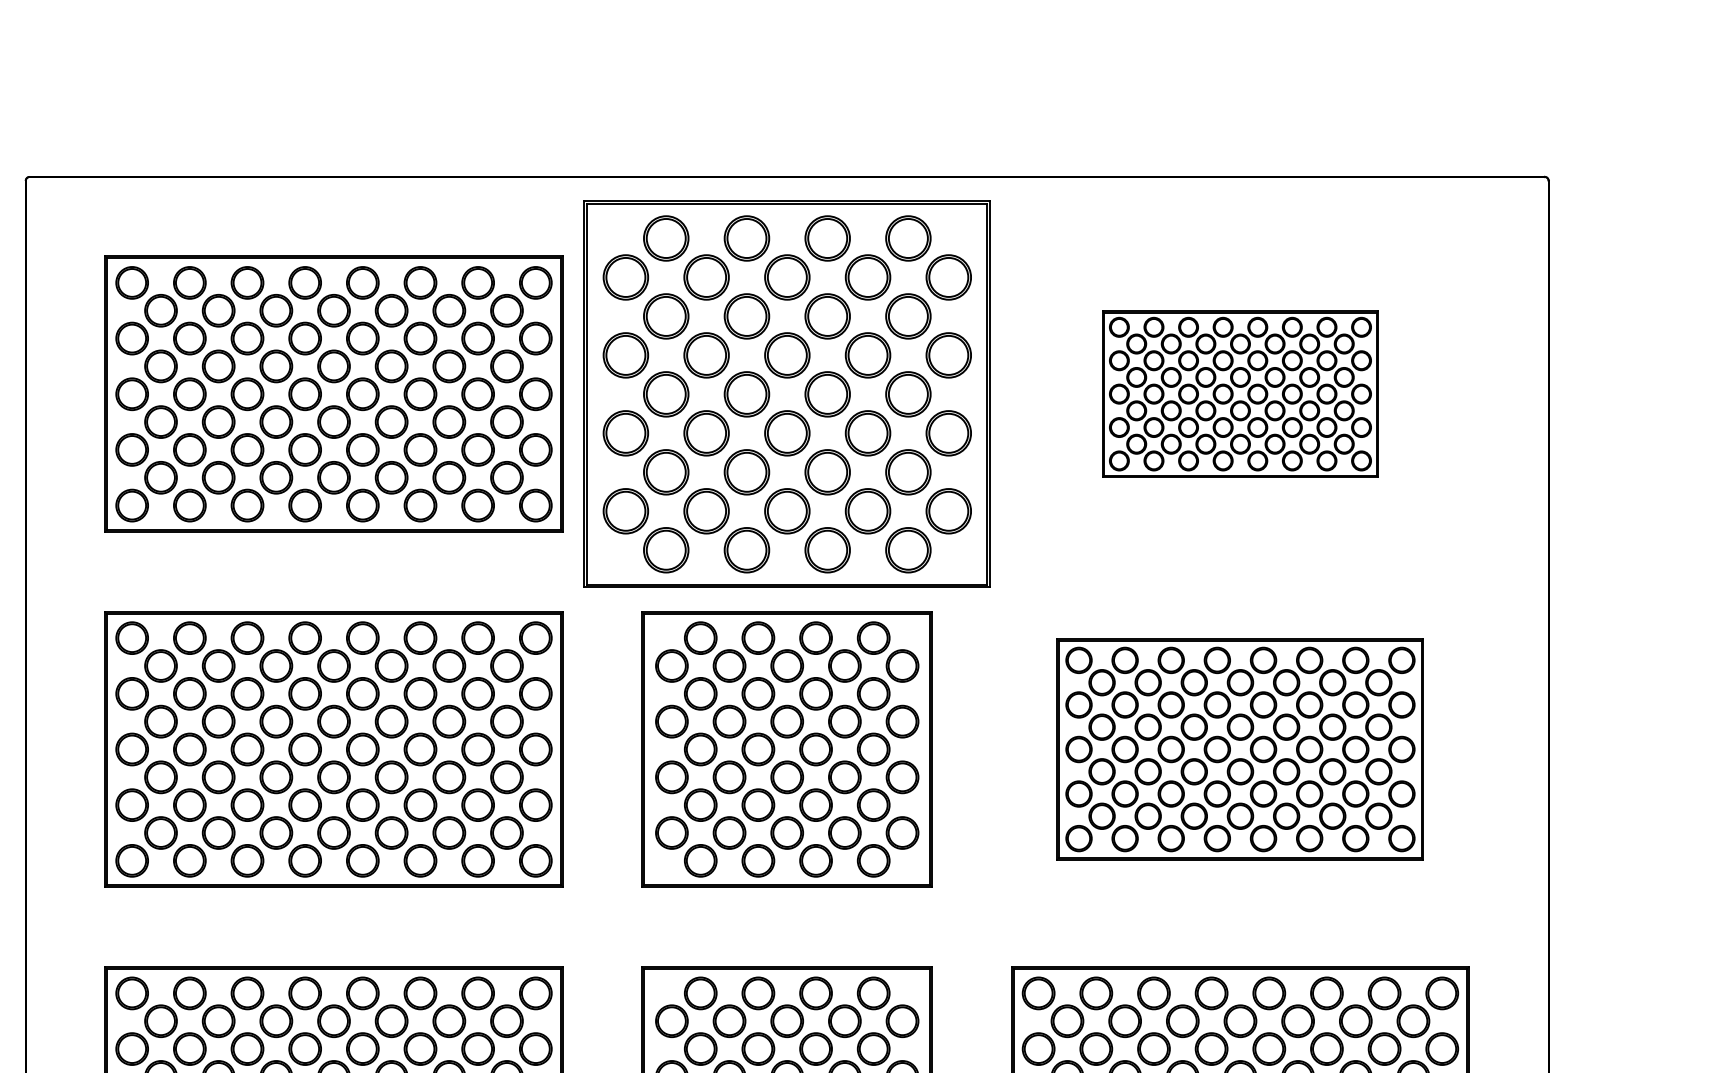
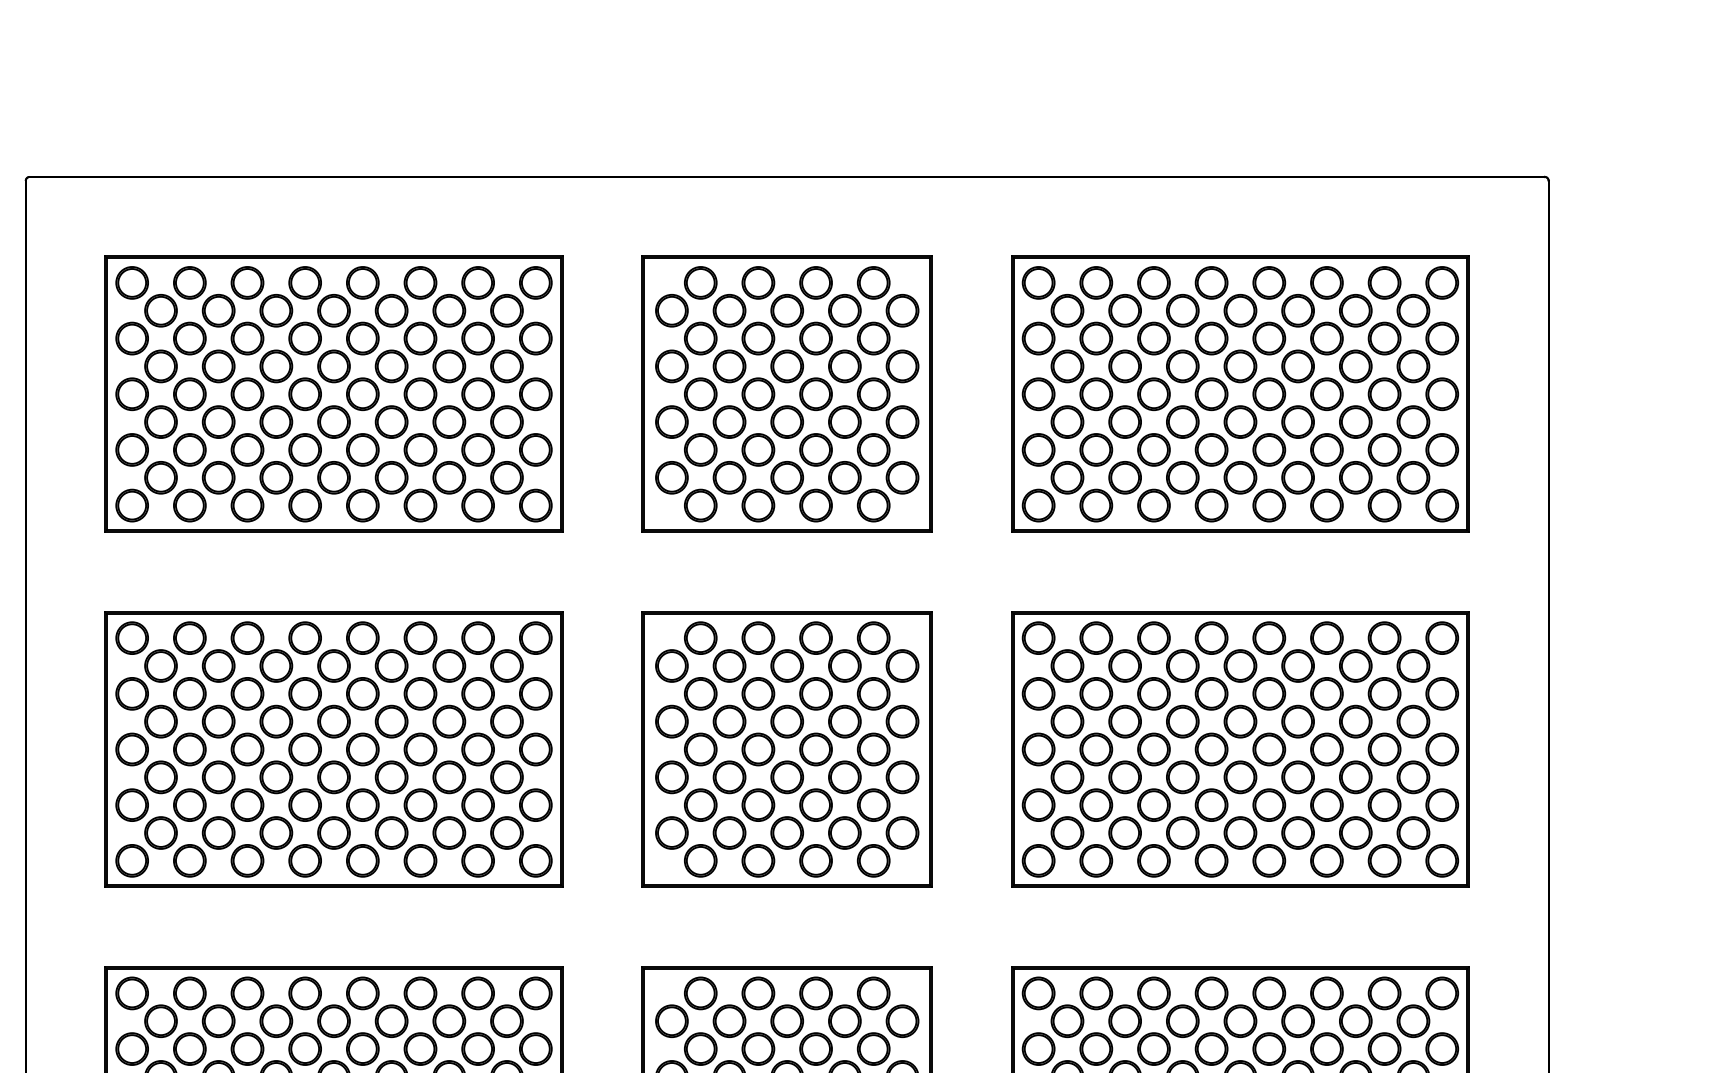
part size: 408x388 px -> 292x278 px (786, 393)
part size: 277x168 px -> 459x278 px (1240, 393)
part size: 368x223 px -> 459x277 px (1240, 749)
